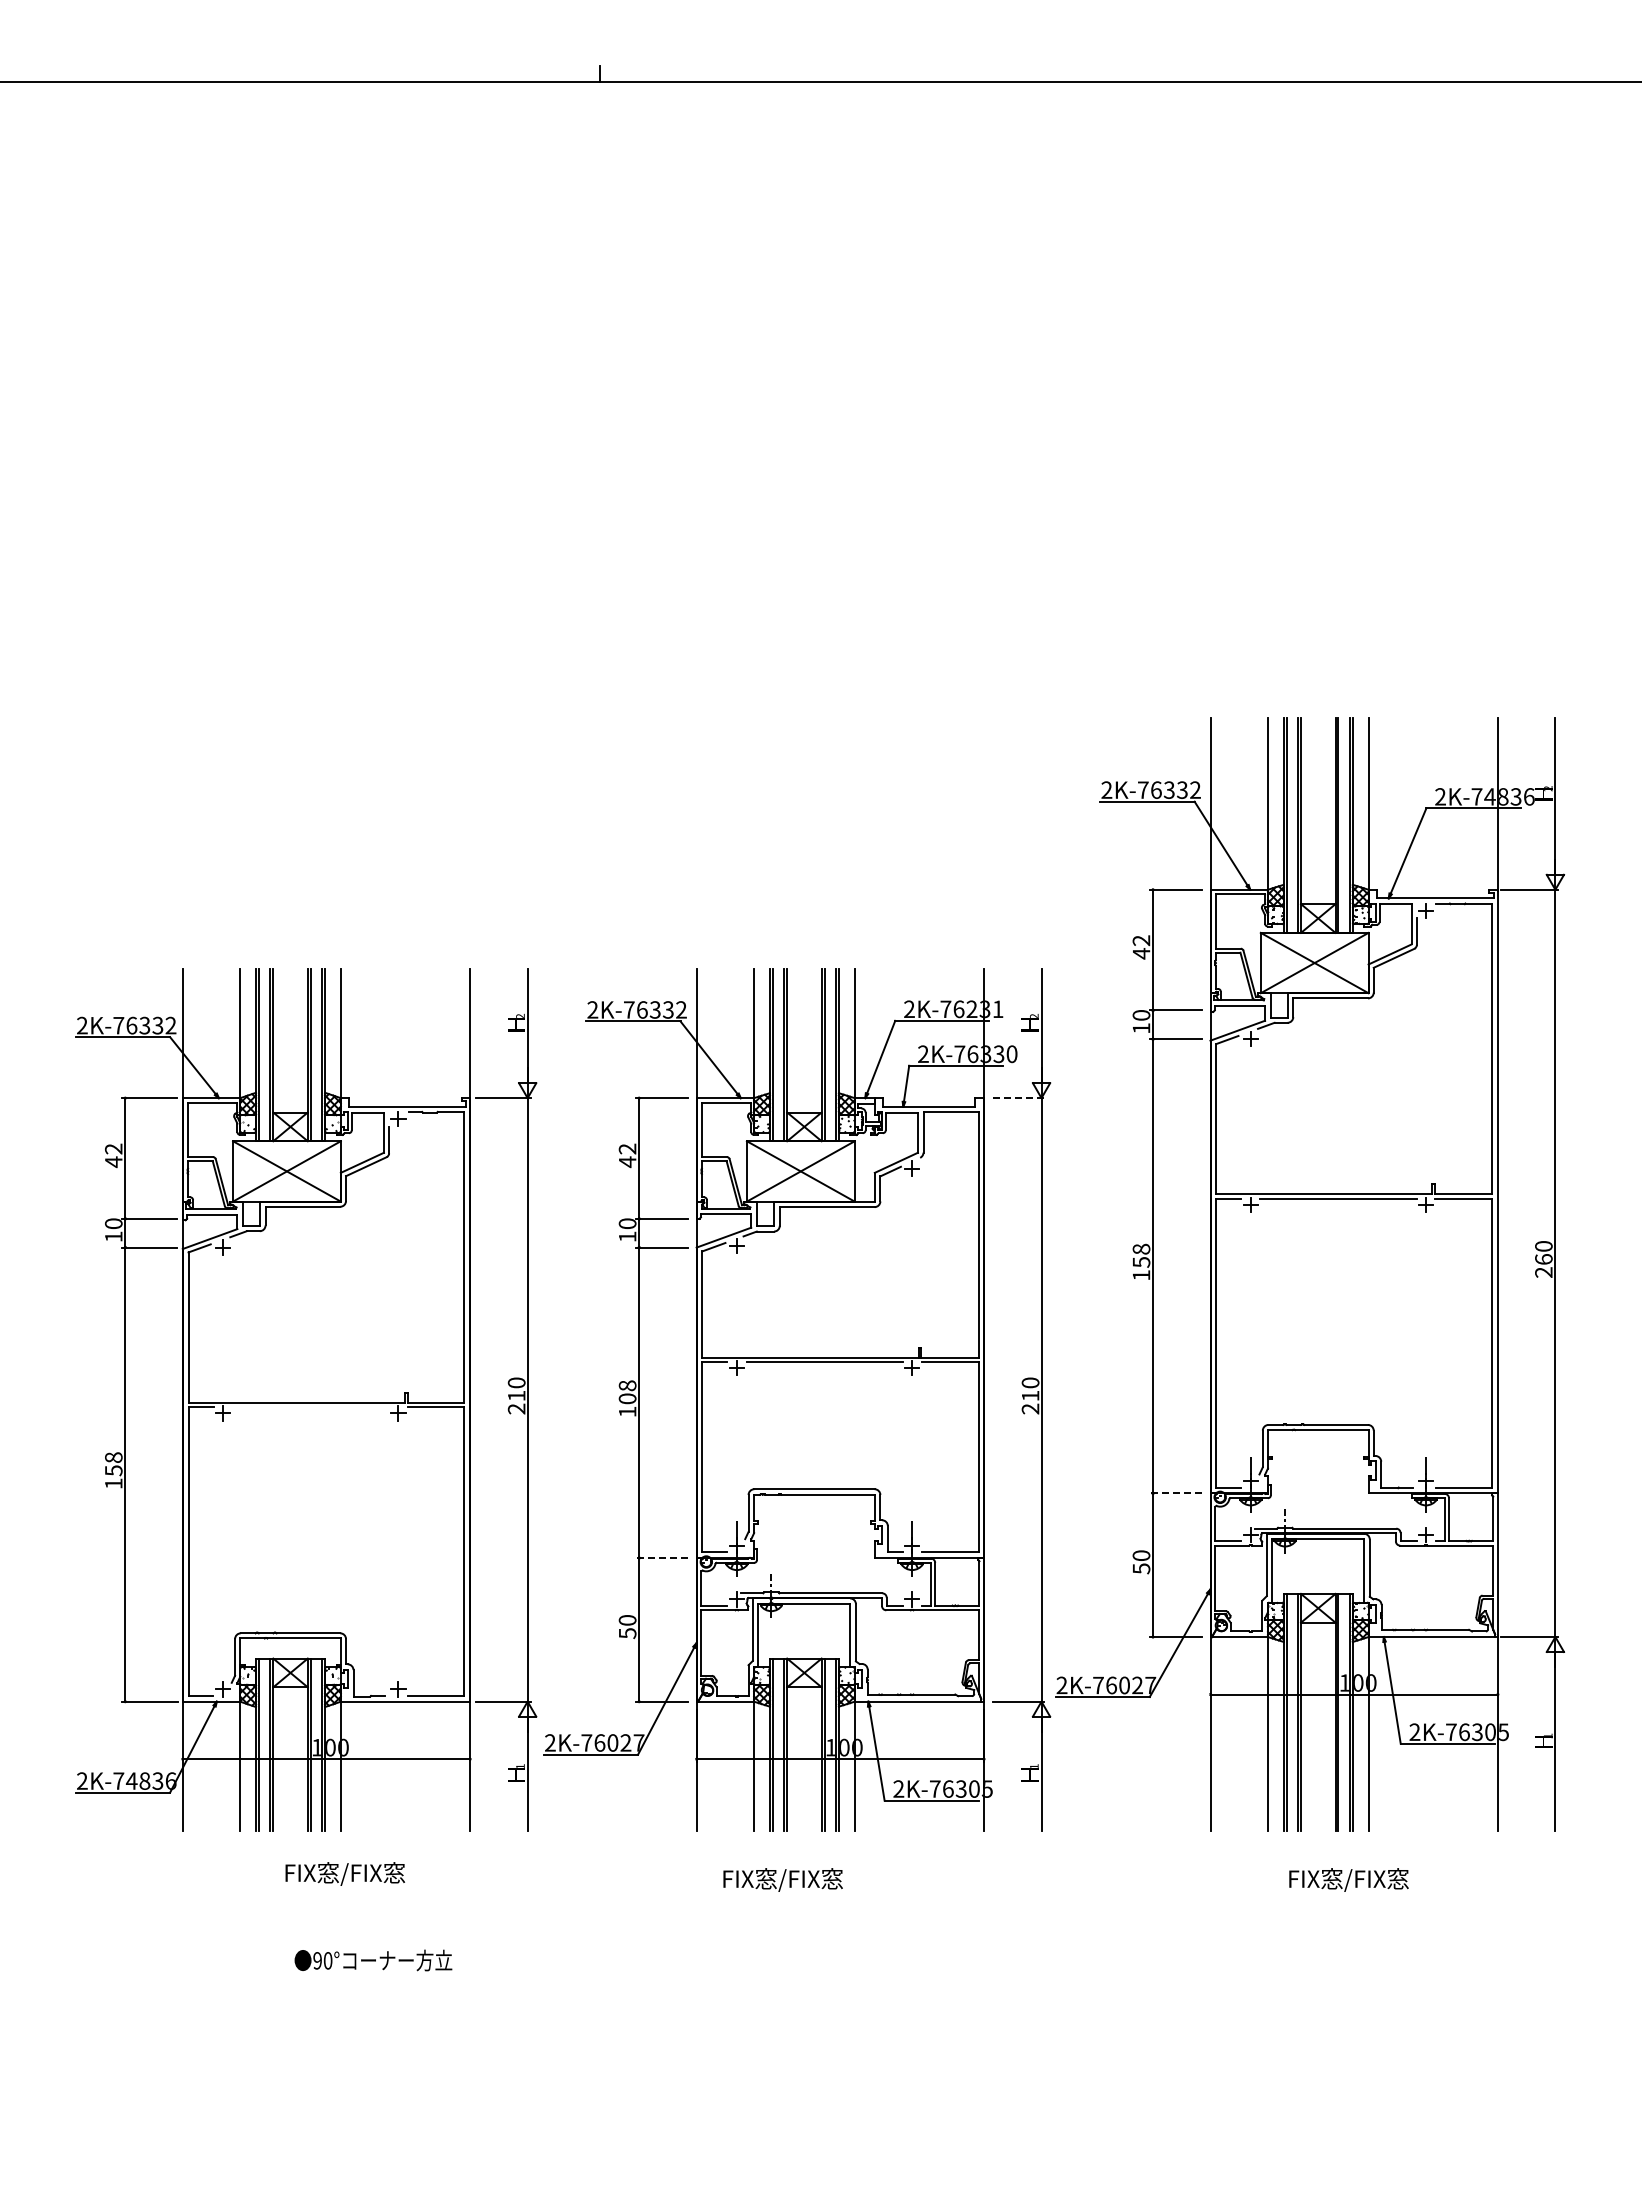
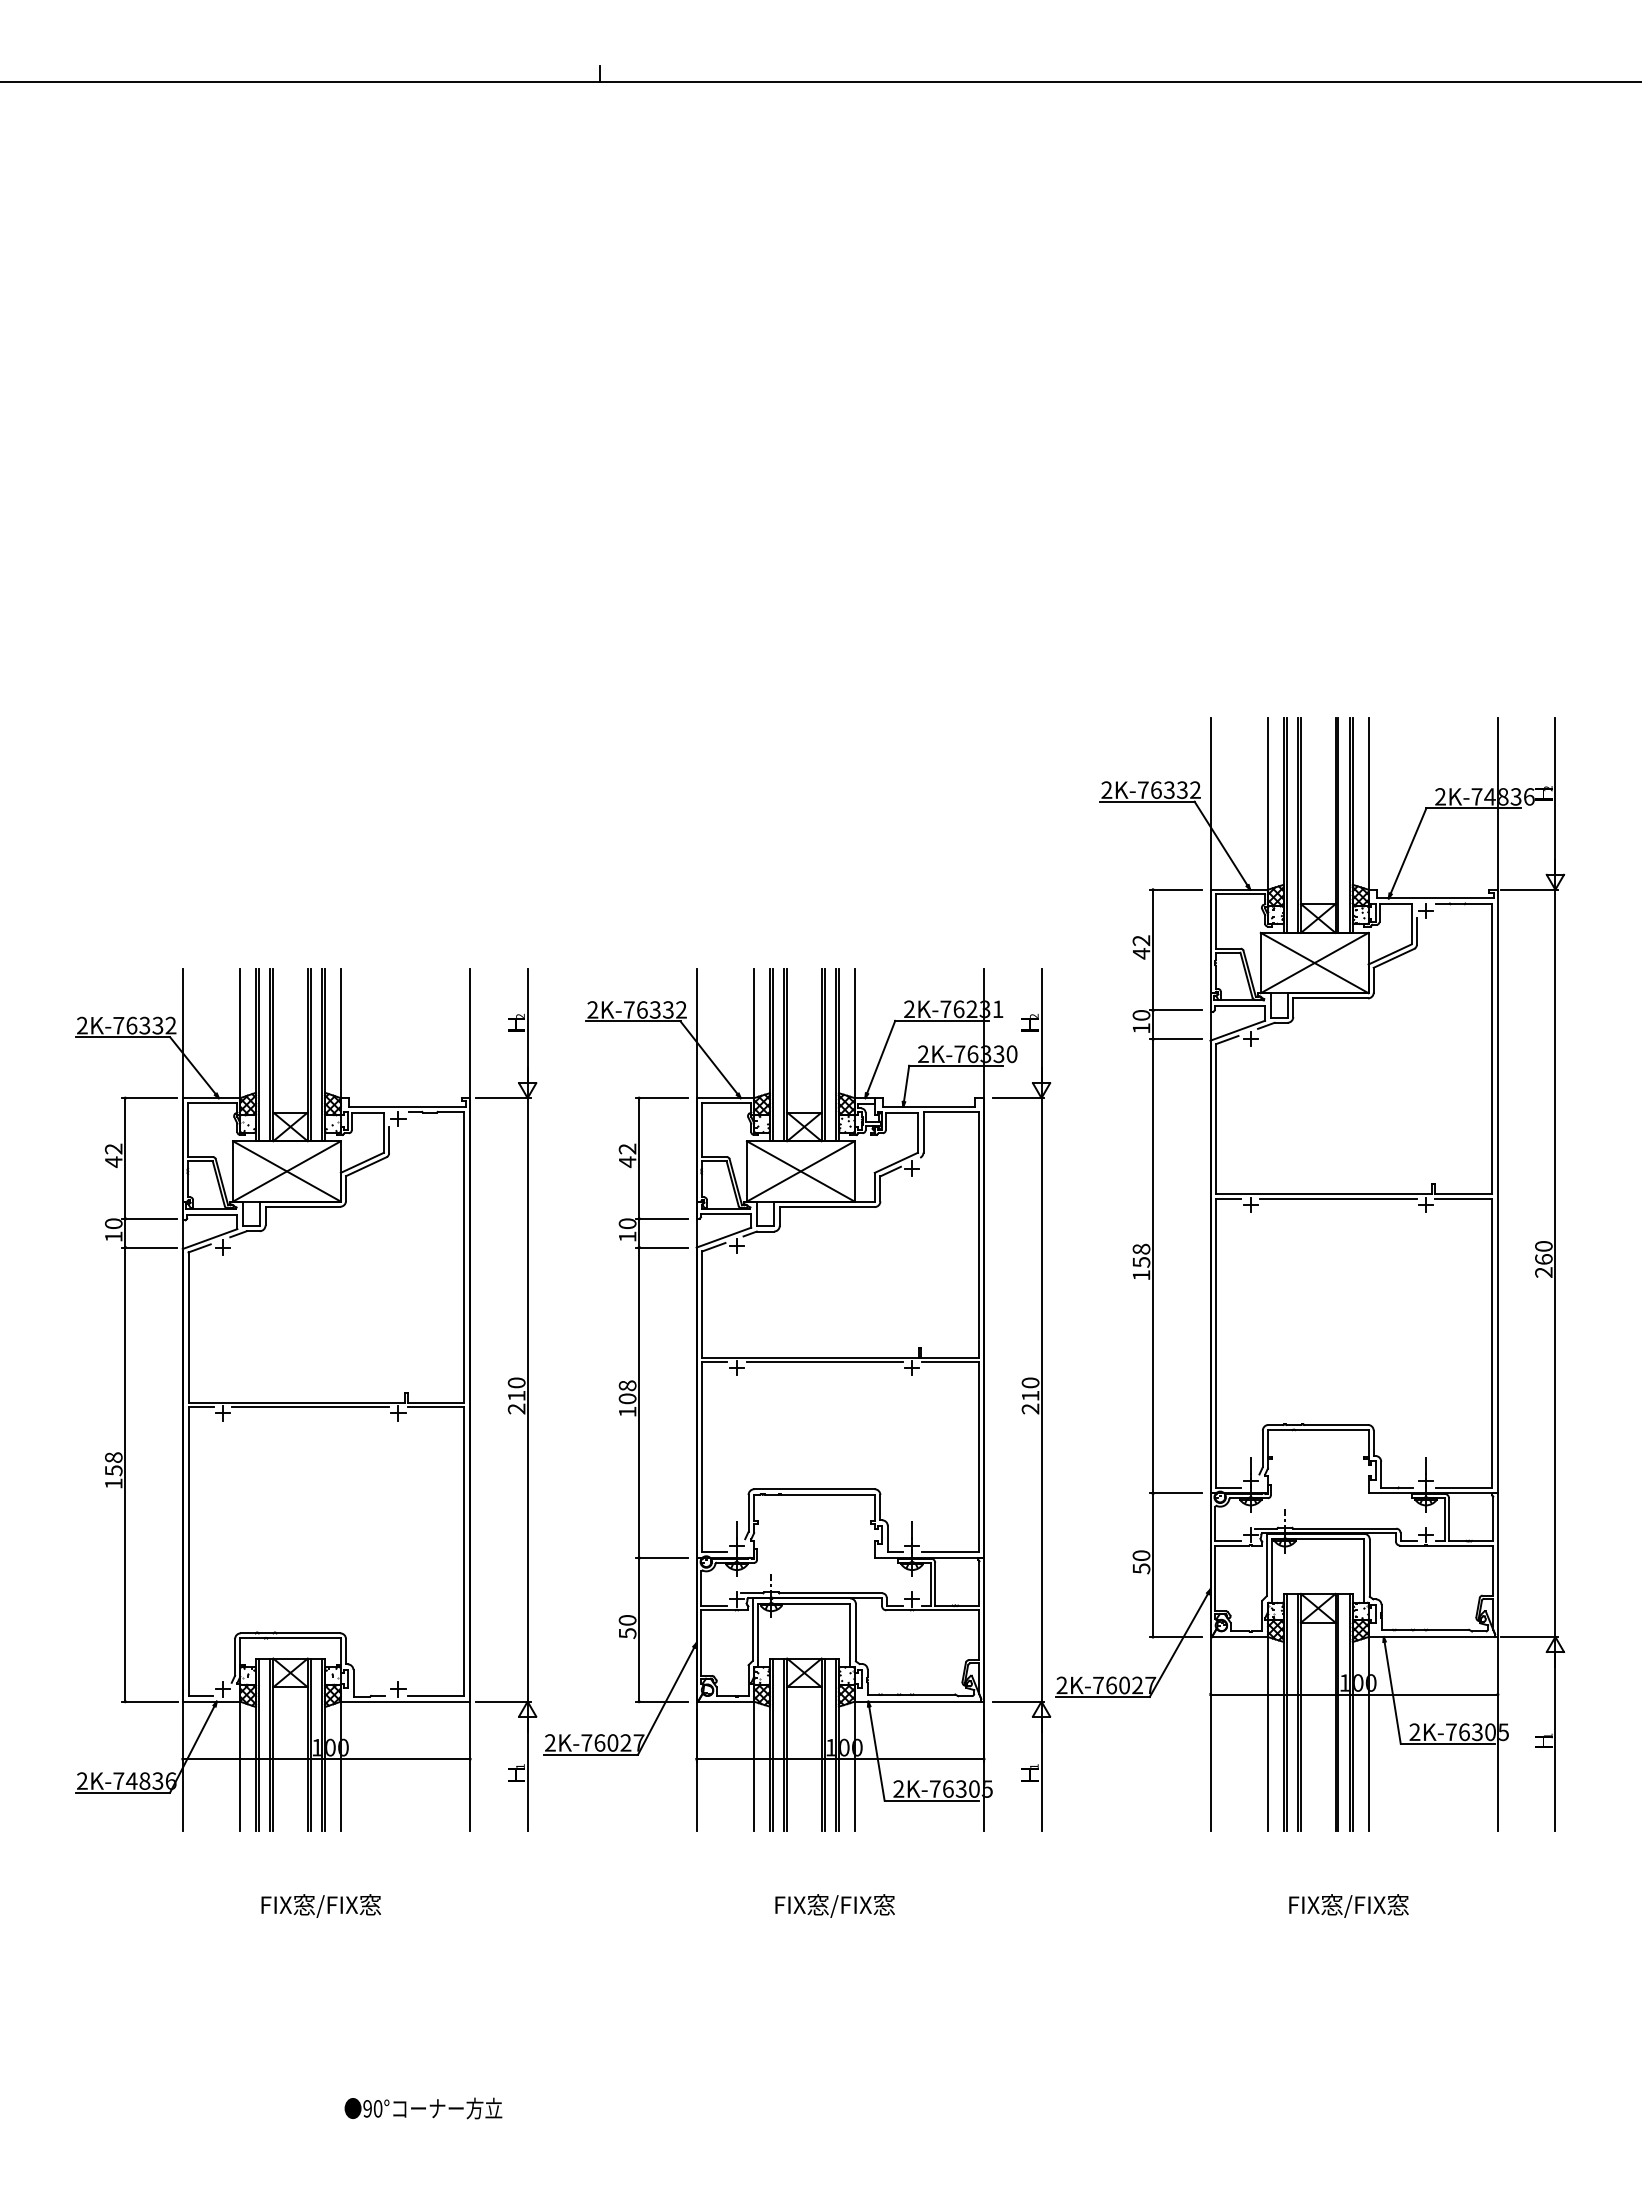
line: dashed -> solid (1018, 1098)
line: none -> present (310, 1407)
line: dashed -> solid (1176, 1493)
line: dashed -> solid (662, 1558)
text position: (344, 1873) -> (320, 1905) (320, 1905)
text position: (782, 1879) -> (834, 1905) (834, 1905)
text position: (1348, 1879) -> (1348, 1905) (1348, 1905)
text position: (373, 1960) -> (423, 2108) (423, 2108)
